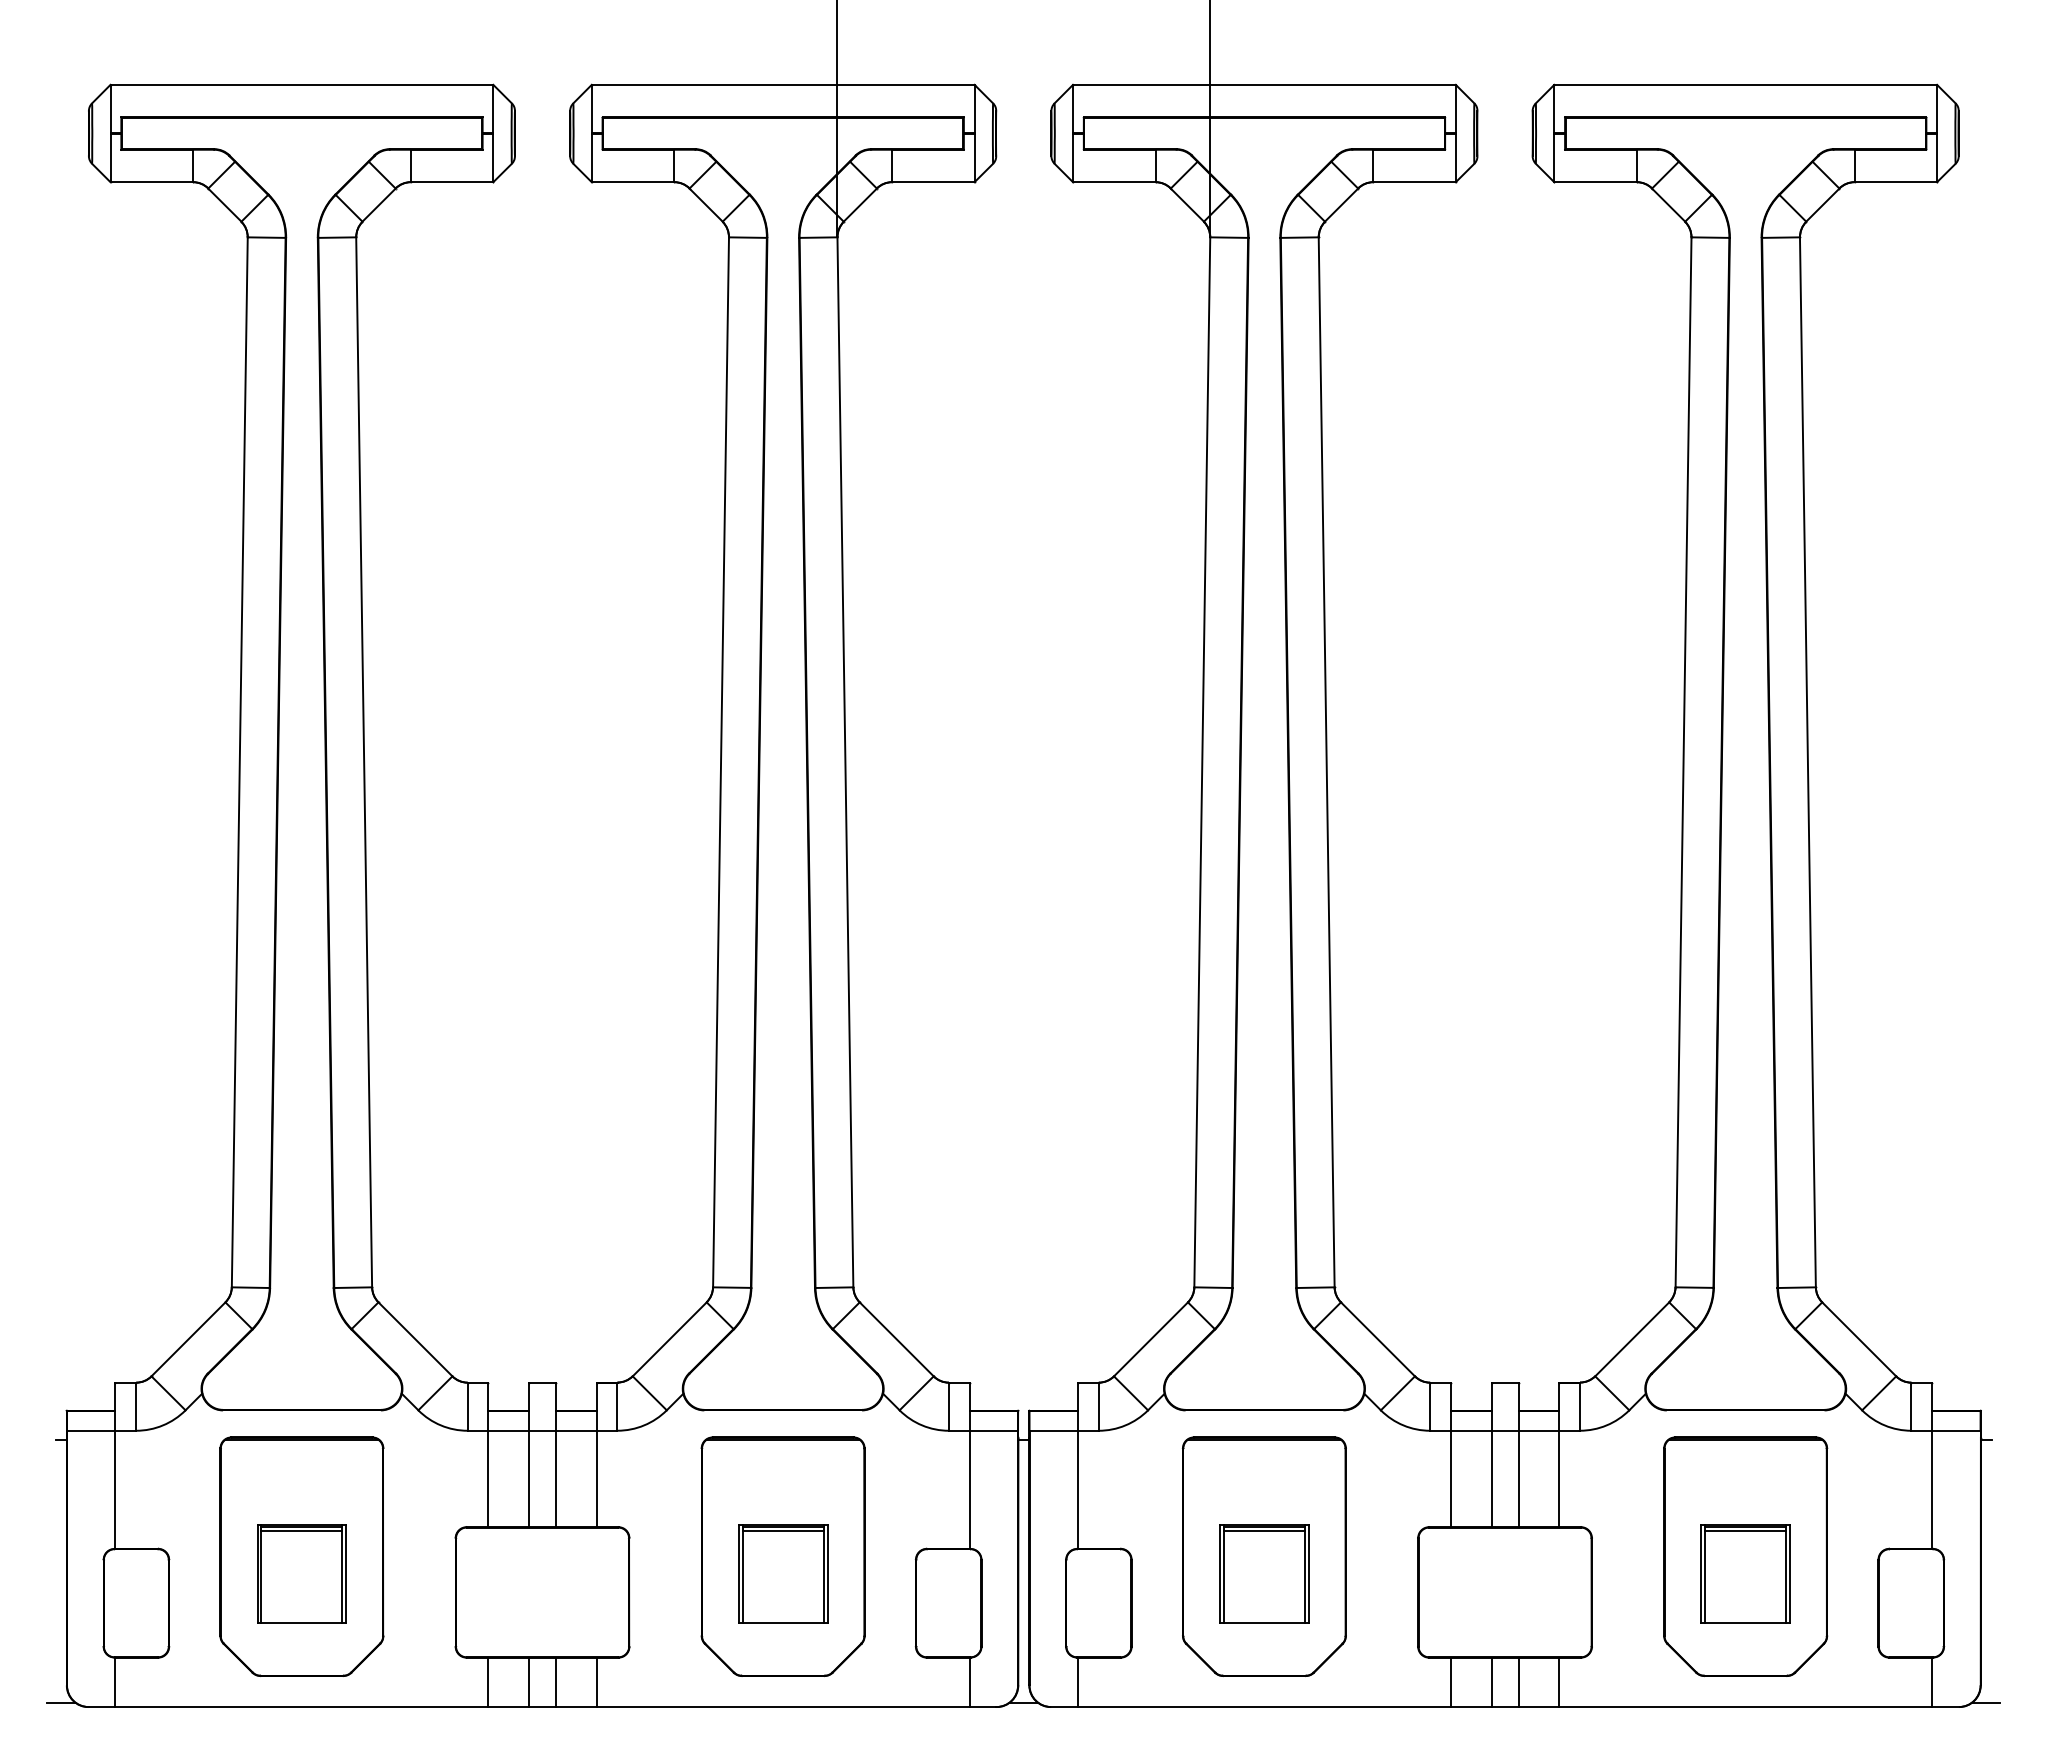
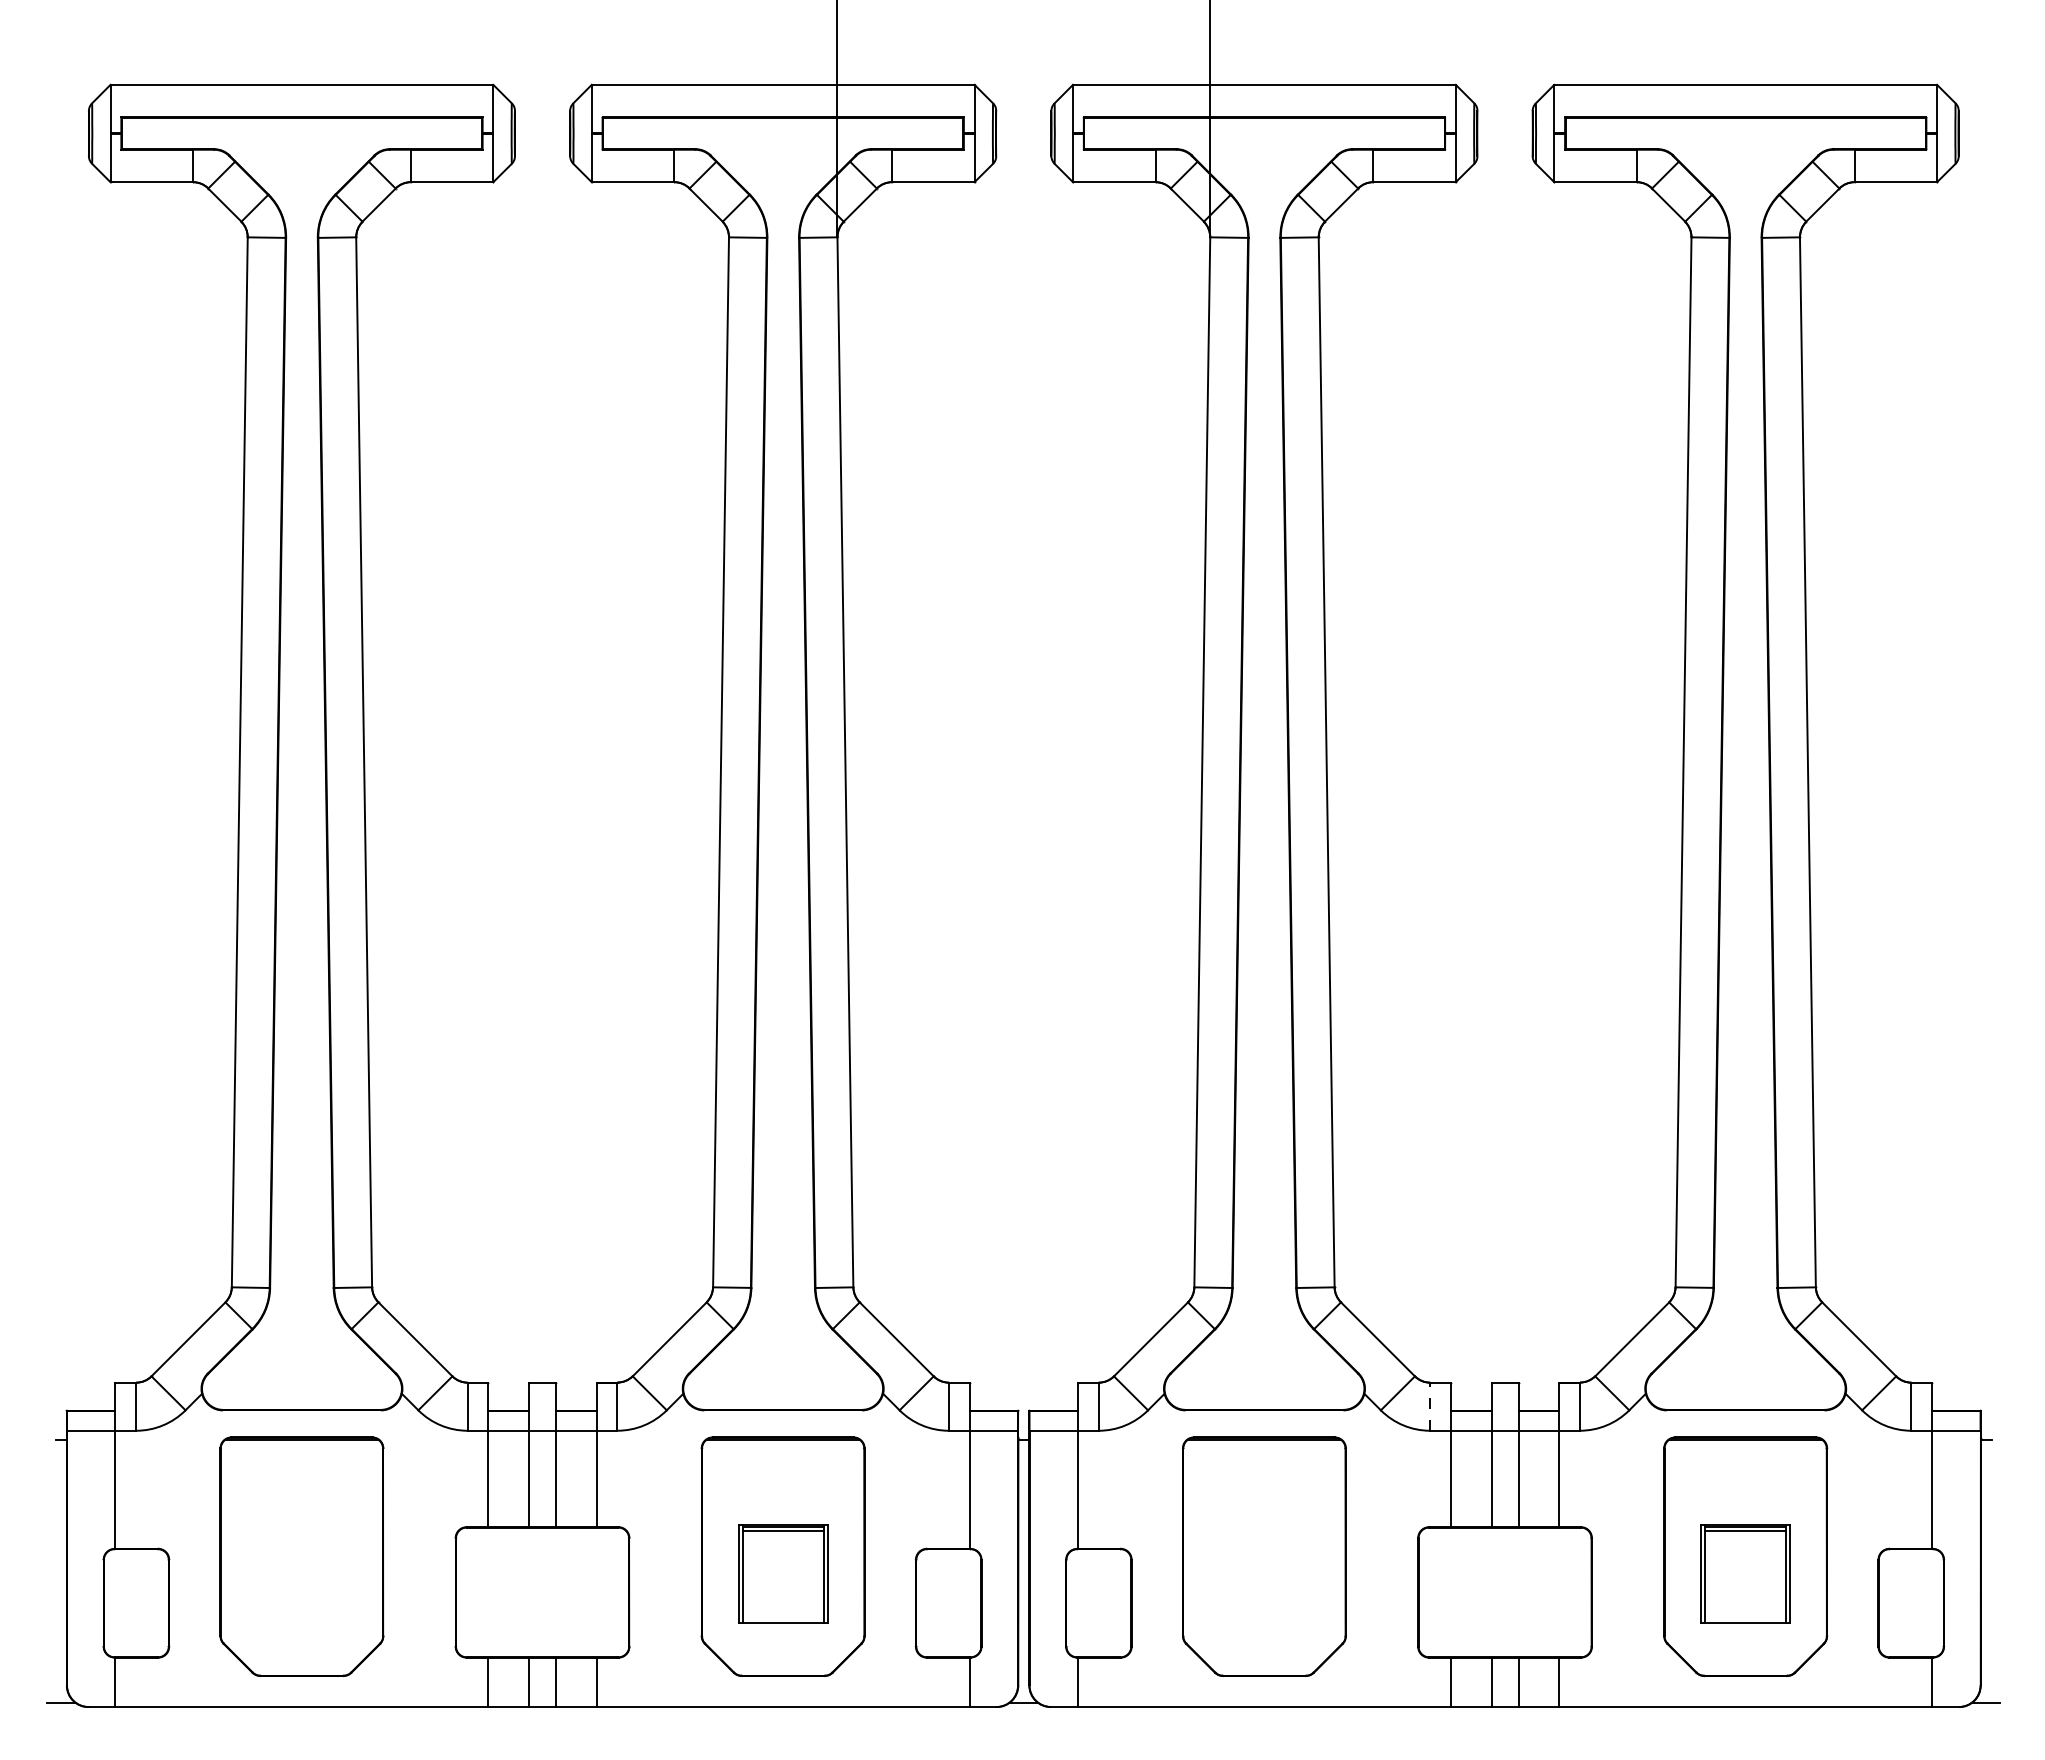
line: solid -> dashed (1430, 1406)
part: present -> none (301, 1573)
part: present -> none (1264, 1573)
